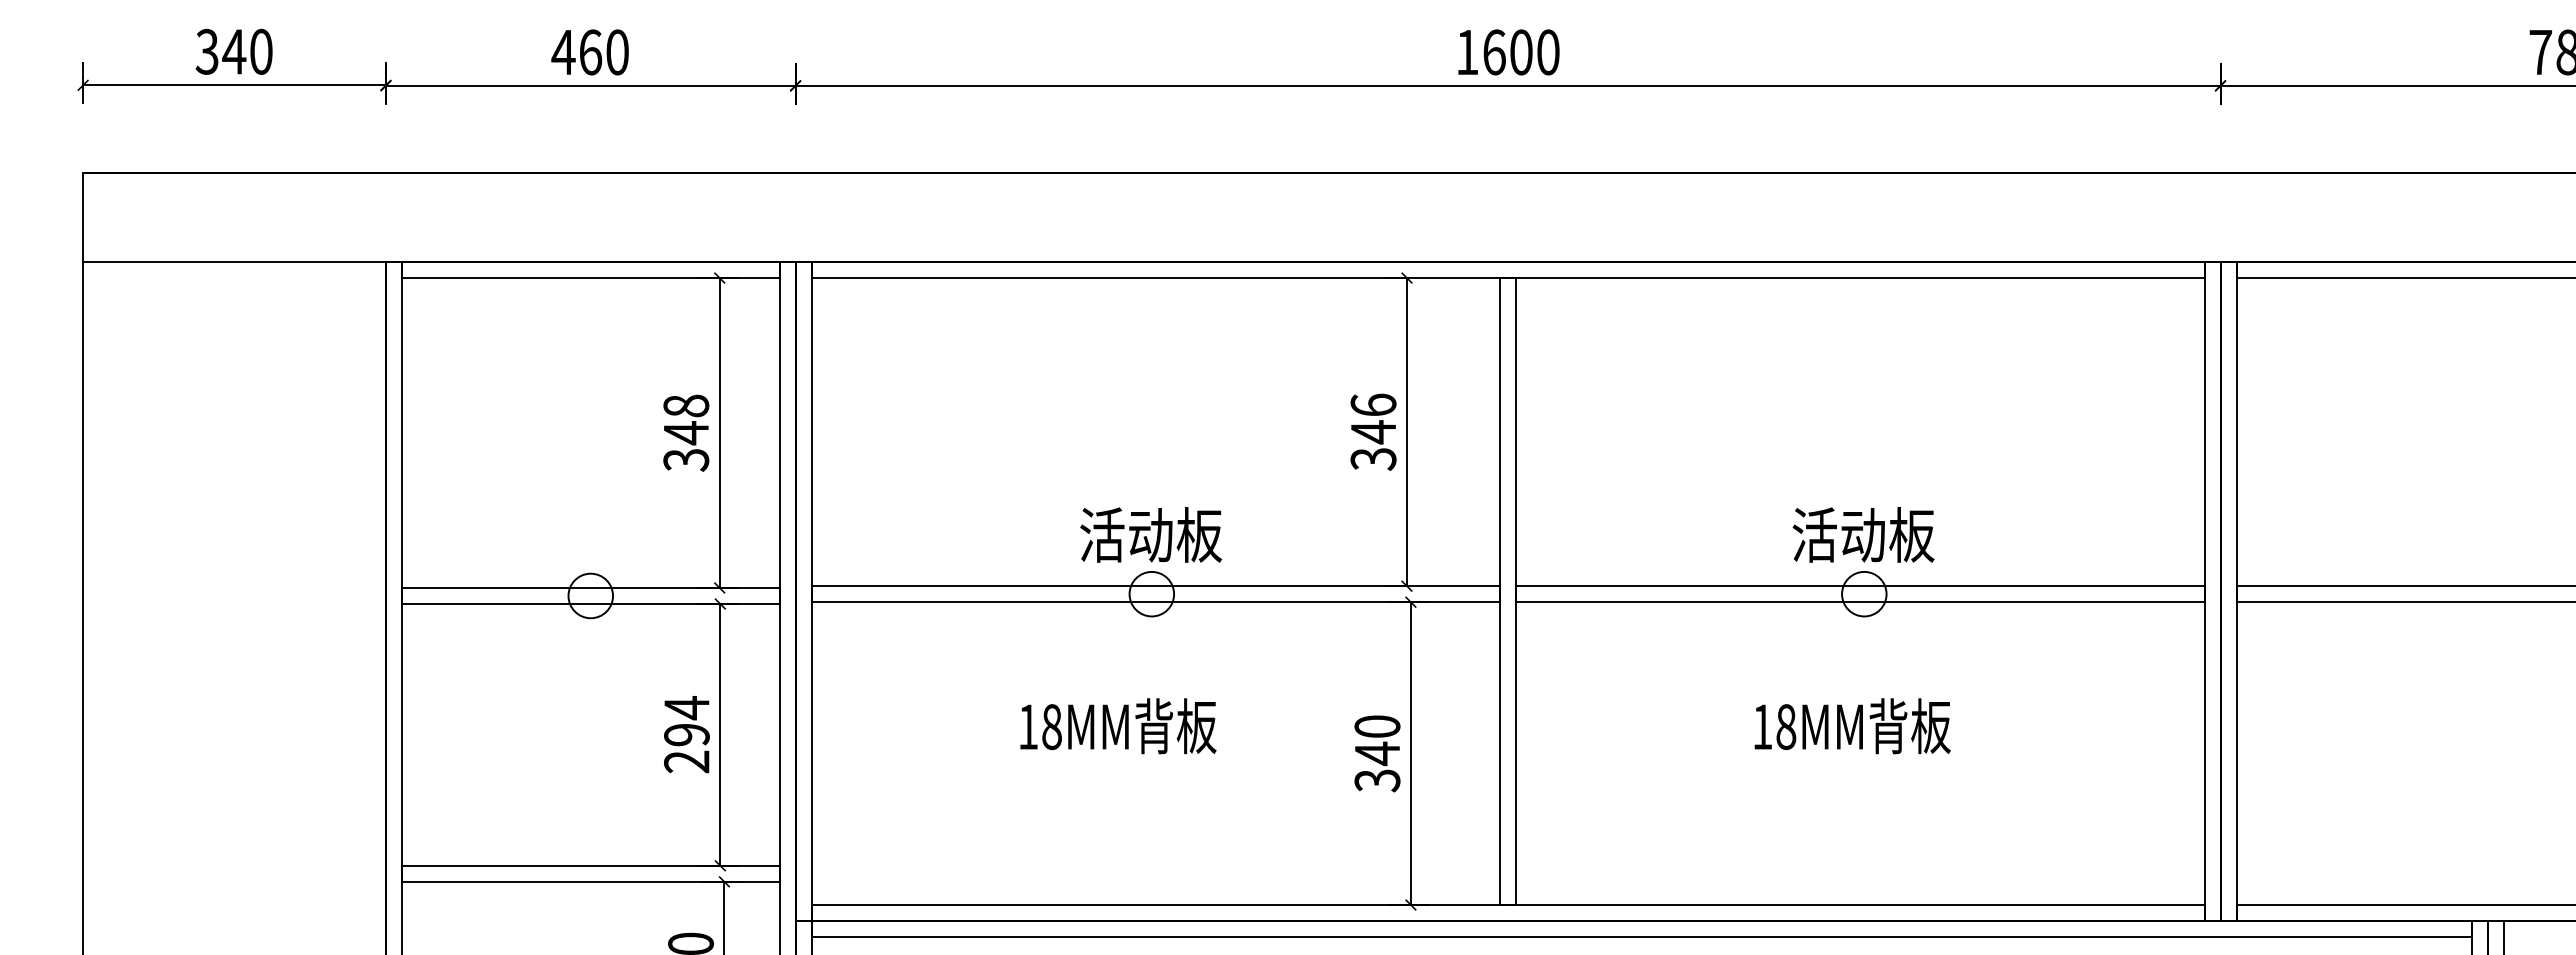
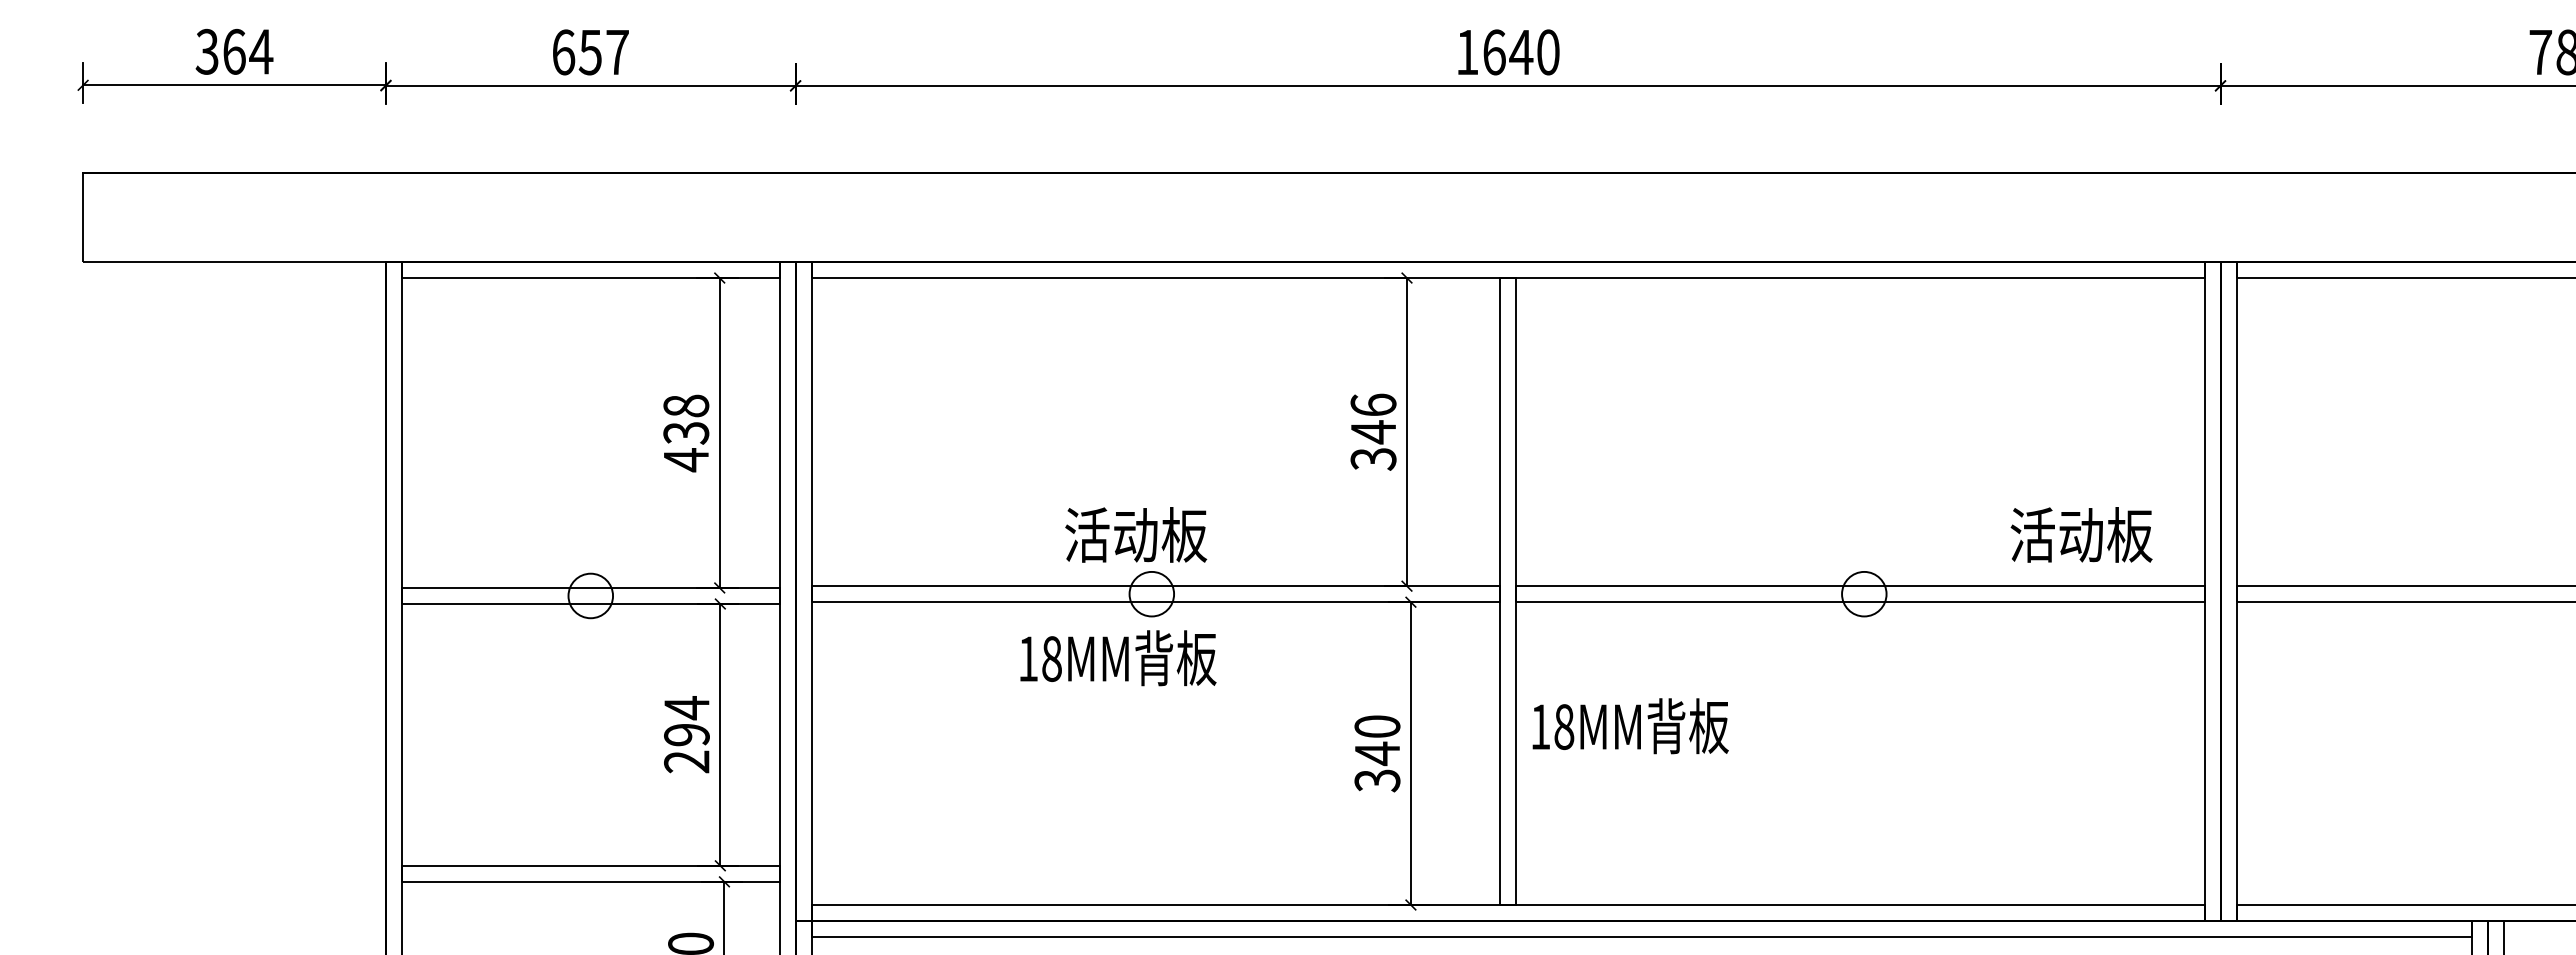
text: 340 -> 364 (247, 51)
text: 460 -> 657 (589, 52)
text: 1600 -> 1640 (1521, 52)
text: 348 -> 438 (686, 446)
text position: (1151, 534) -> (1136, 534) (1136, 534)
text position: (1863, 534) -> (2081, 534) (2081, 534)
line: present -> none (83, 606)
text position: (1118, 726) -> (1118, 658) (1118, 658)
text position: (1852, 726) -> (1630, 726) (1630, 726)
